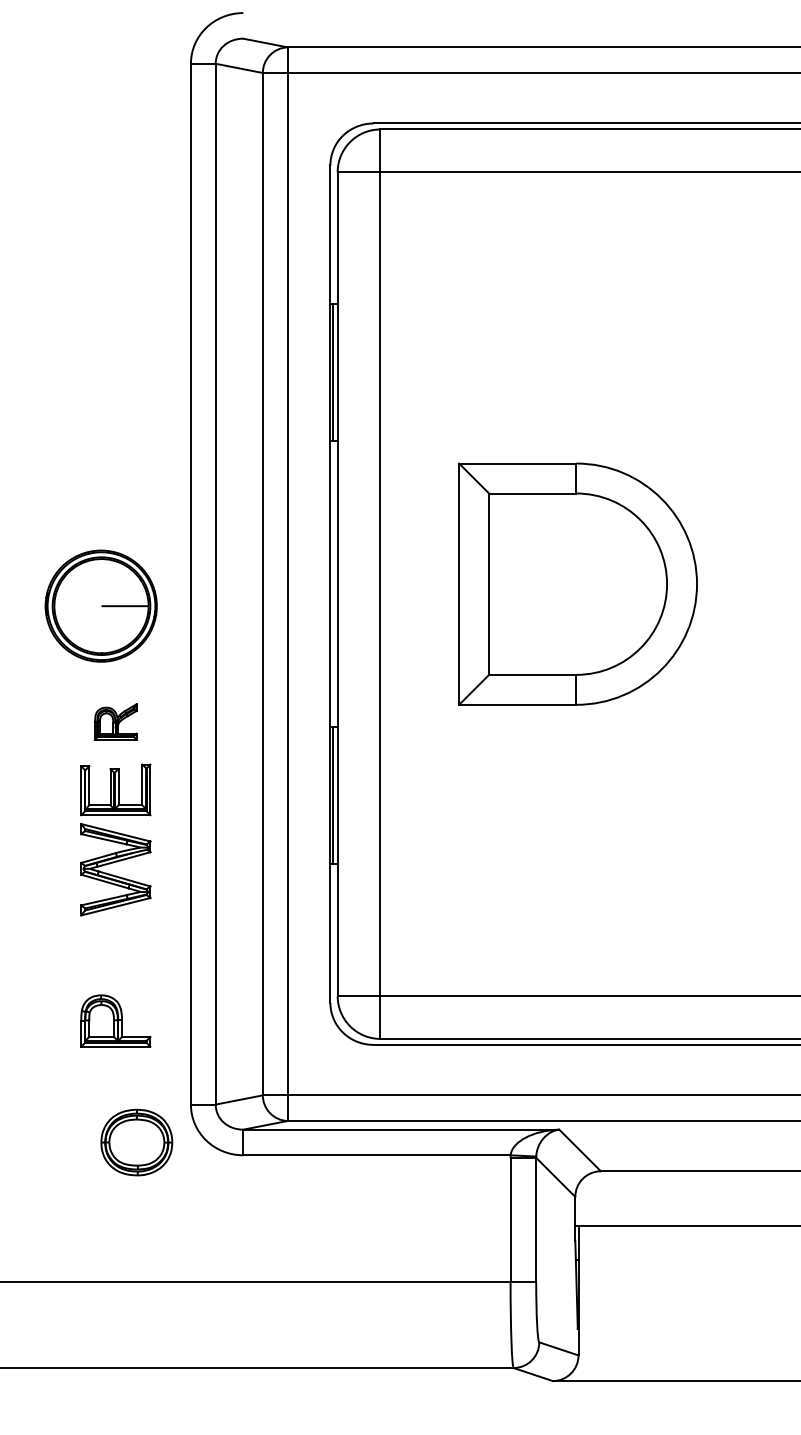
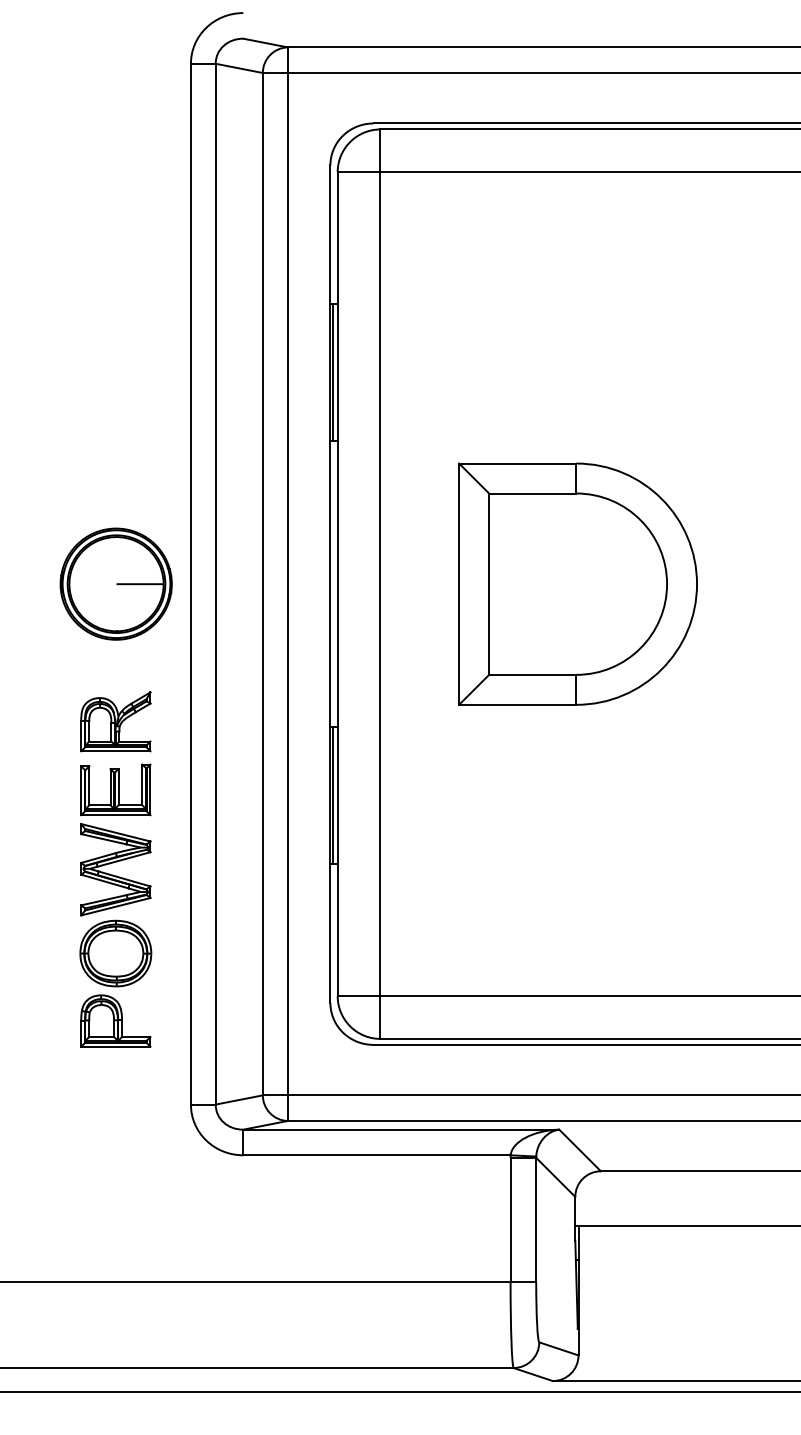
part position: (100, 605) -> (115, 583) (115, 583)
part size: 44x38 px -> 72x62 px (115, 721)
part position: (136, 1142) -> (115, 953) (115, 953)
line: none -> present (399, 1391)
